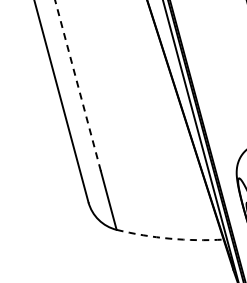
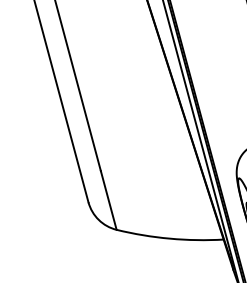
line: dashed -> solid (77, 85)
arc: dashed -> solid (169, 238)
